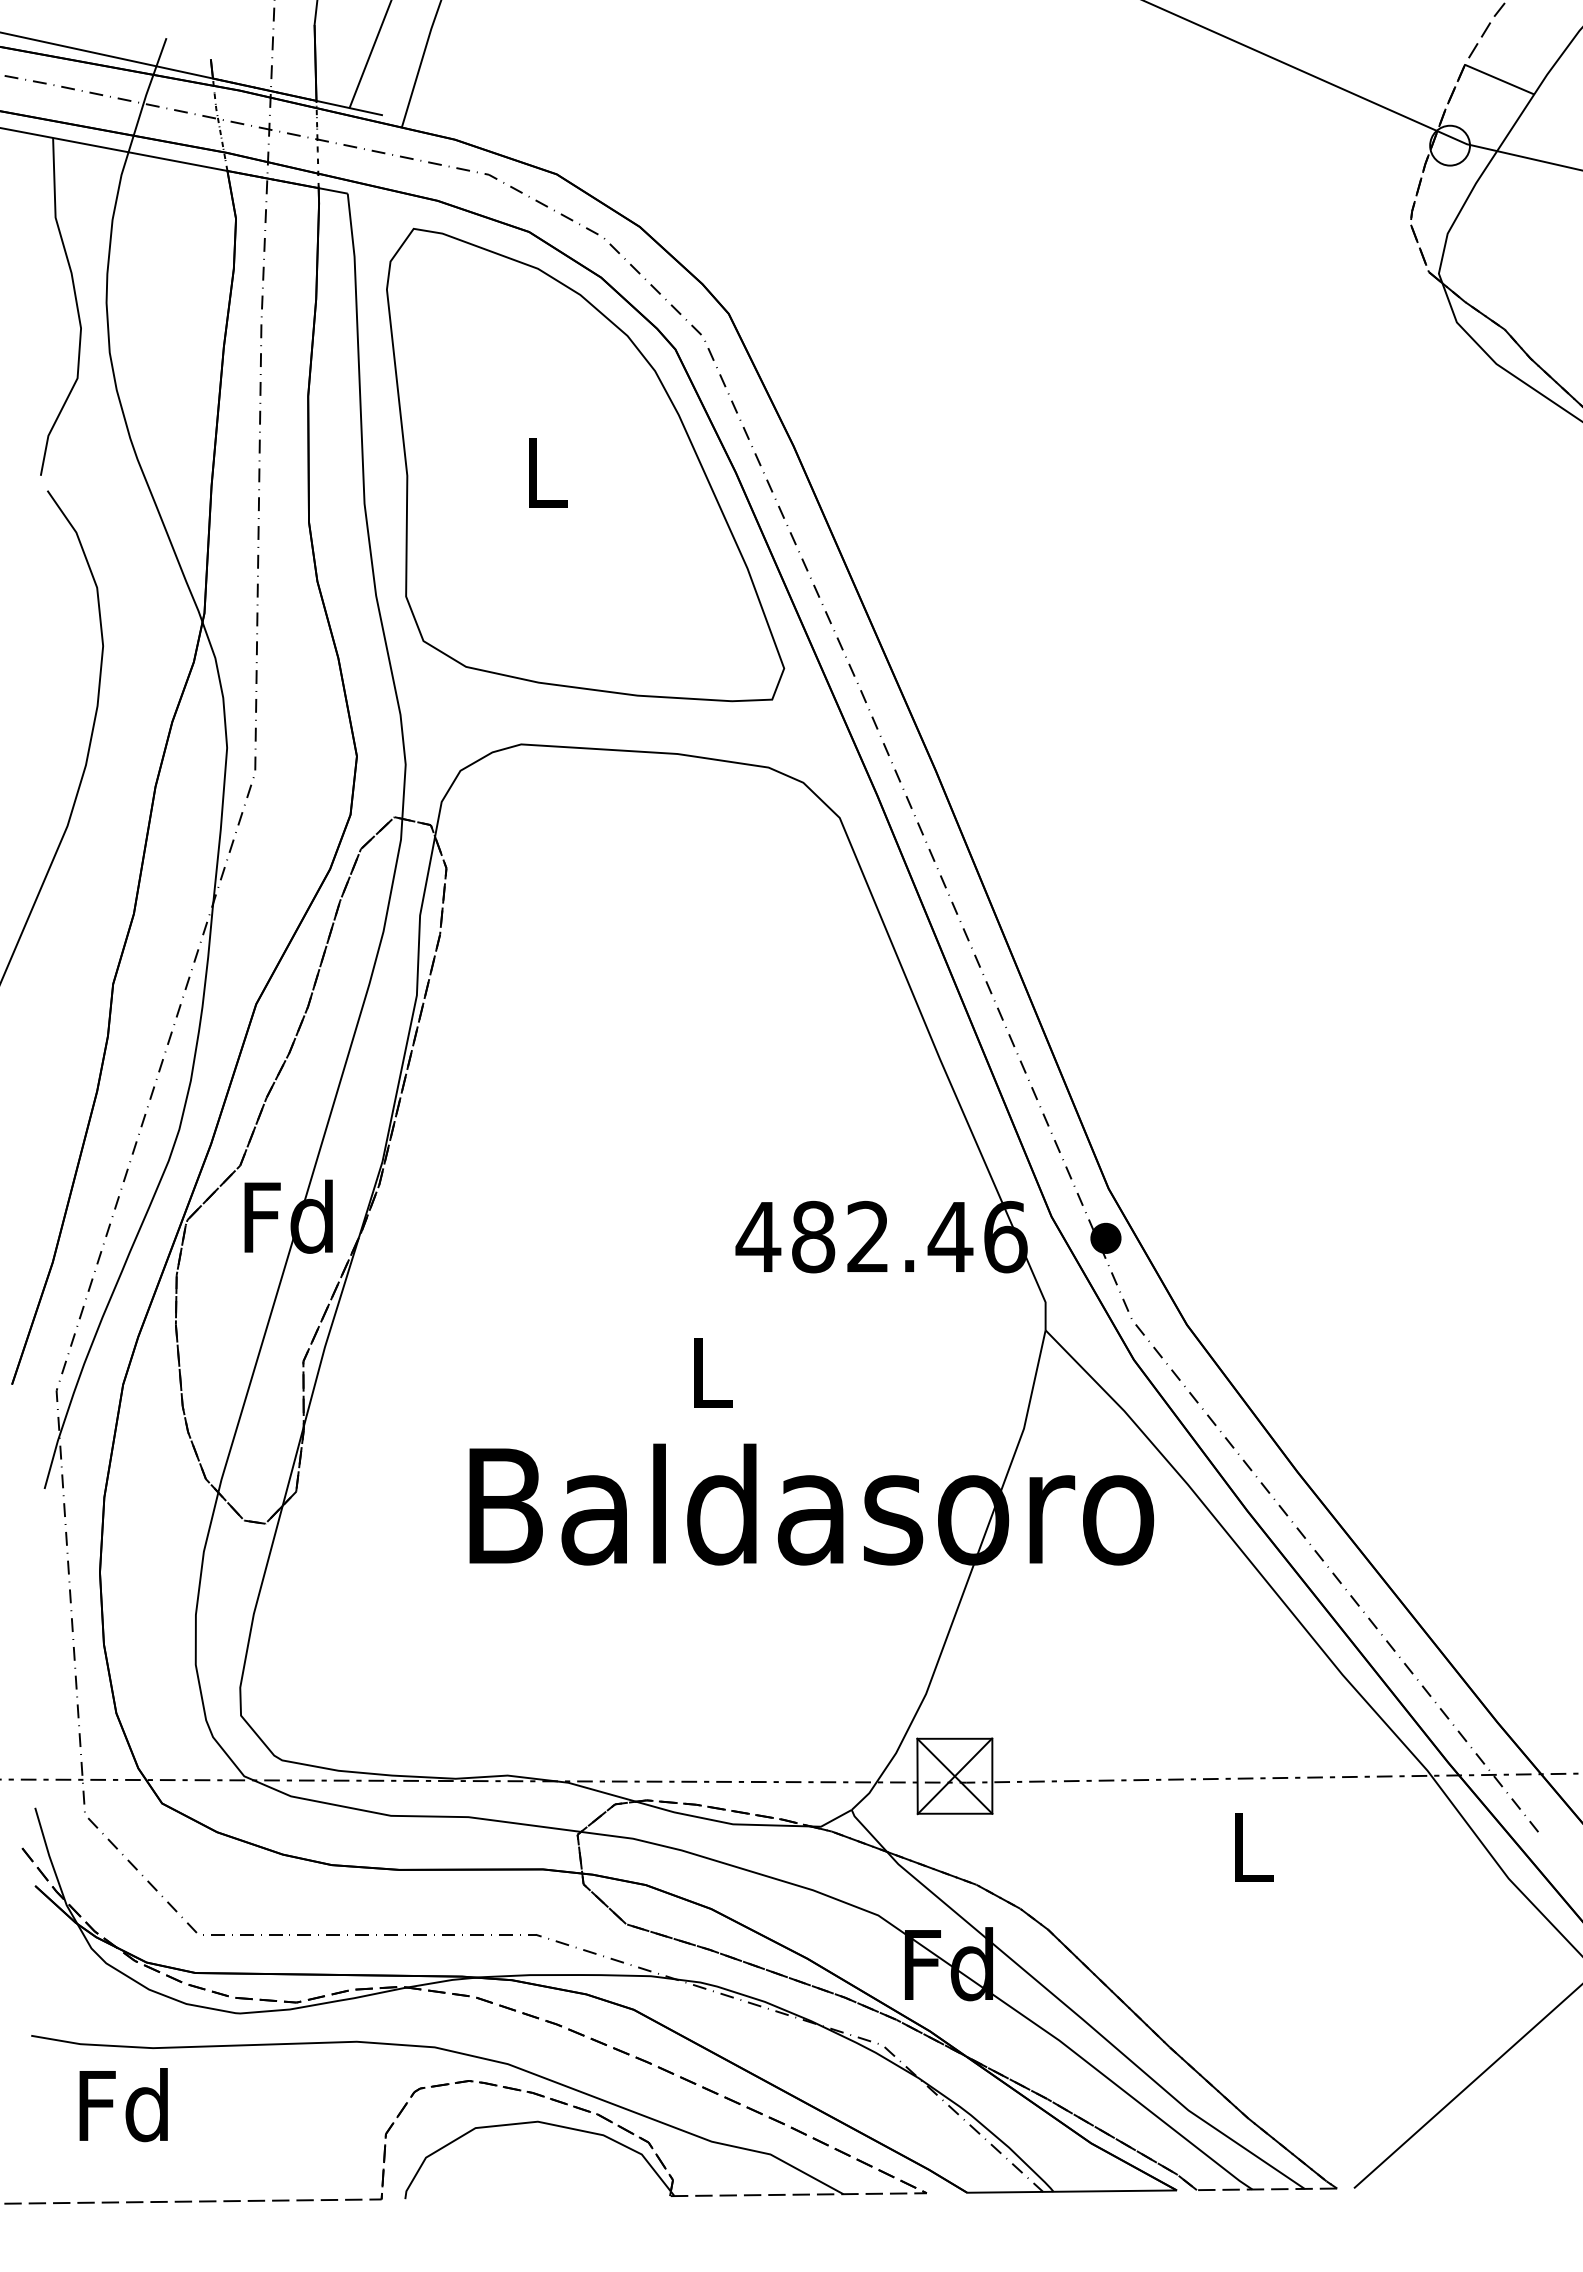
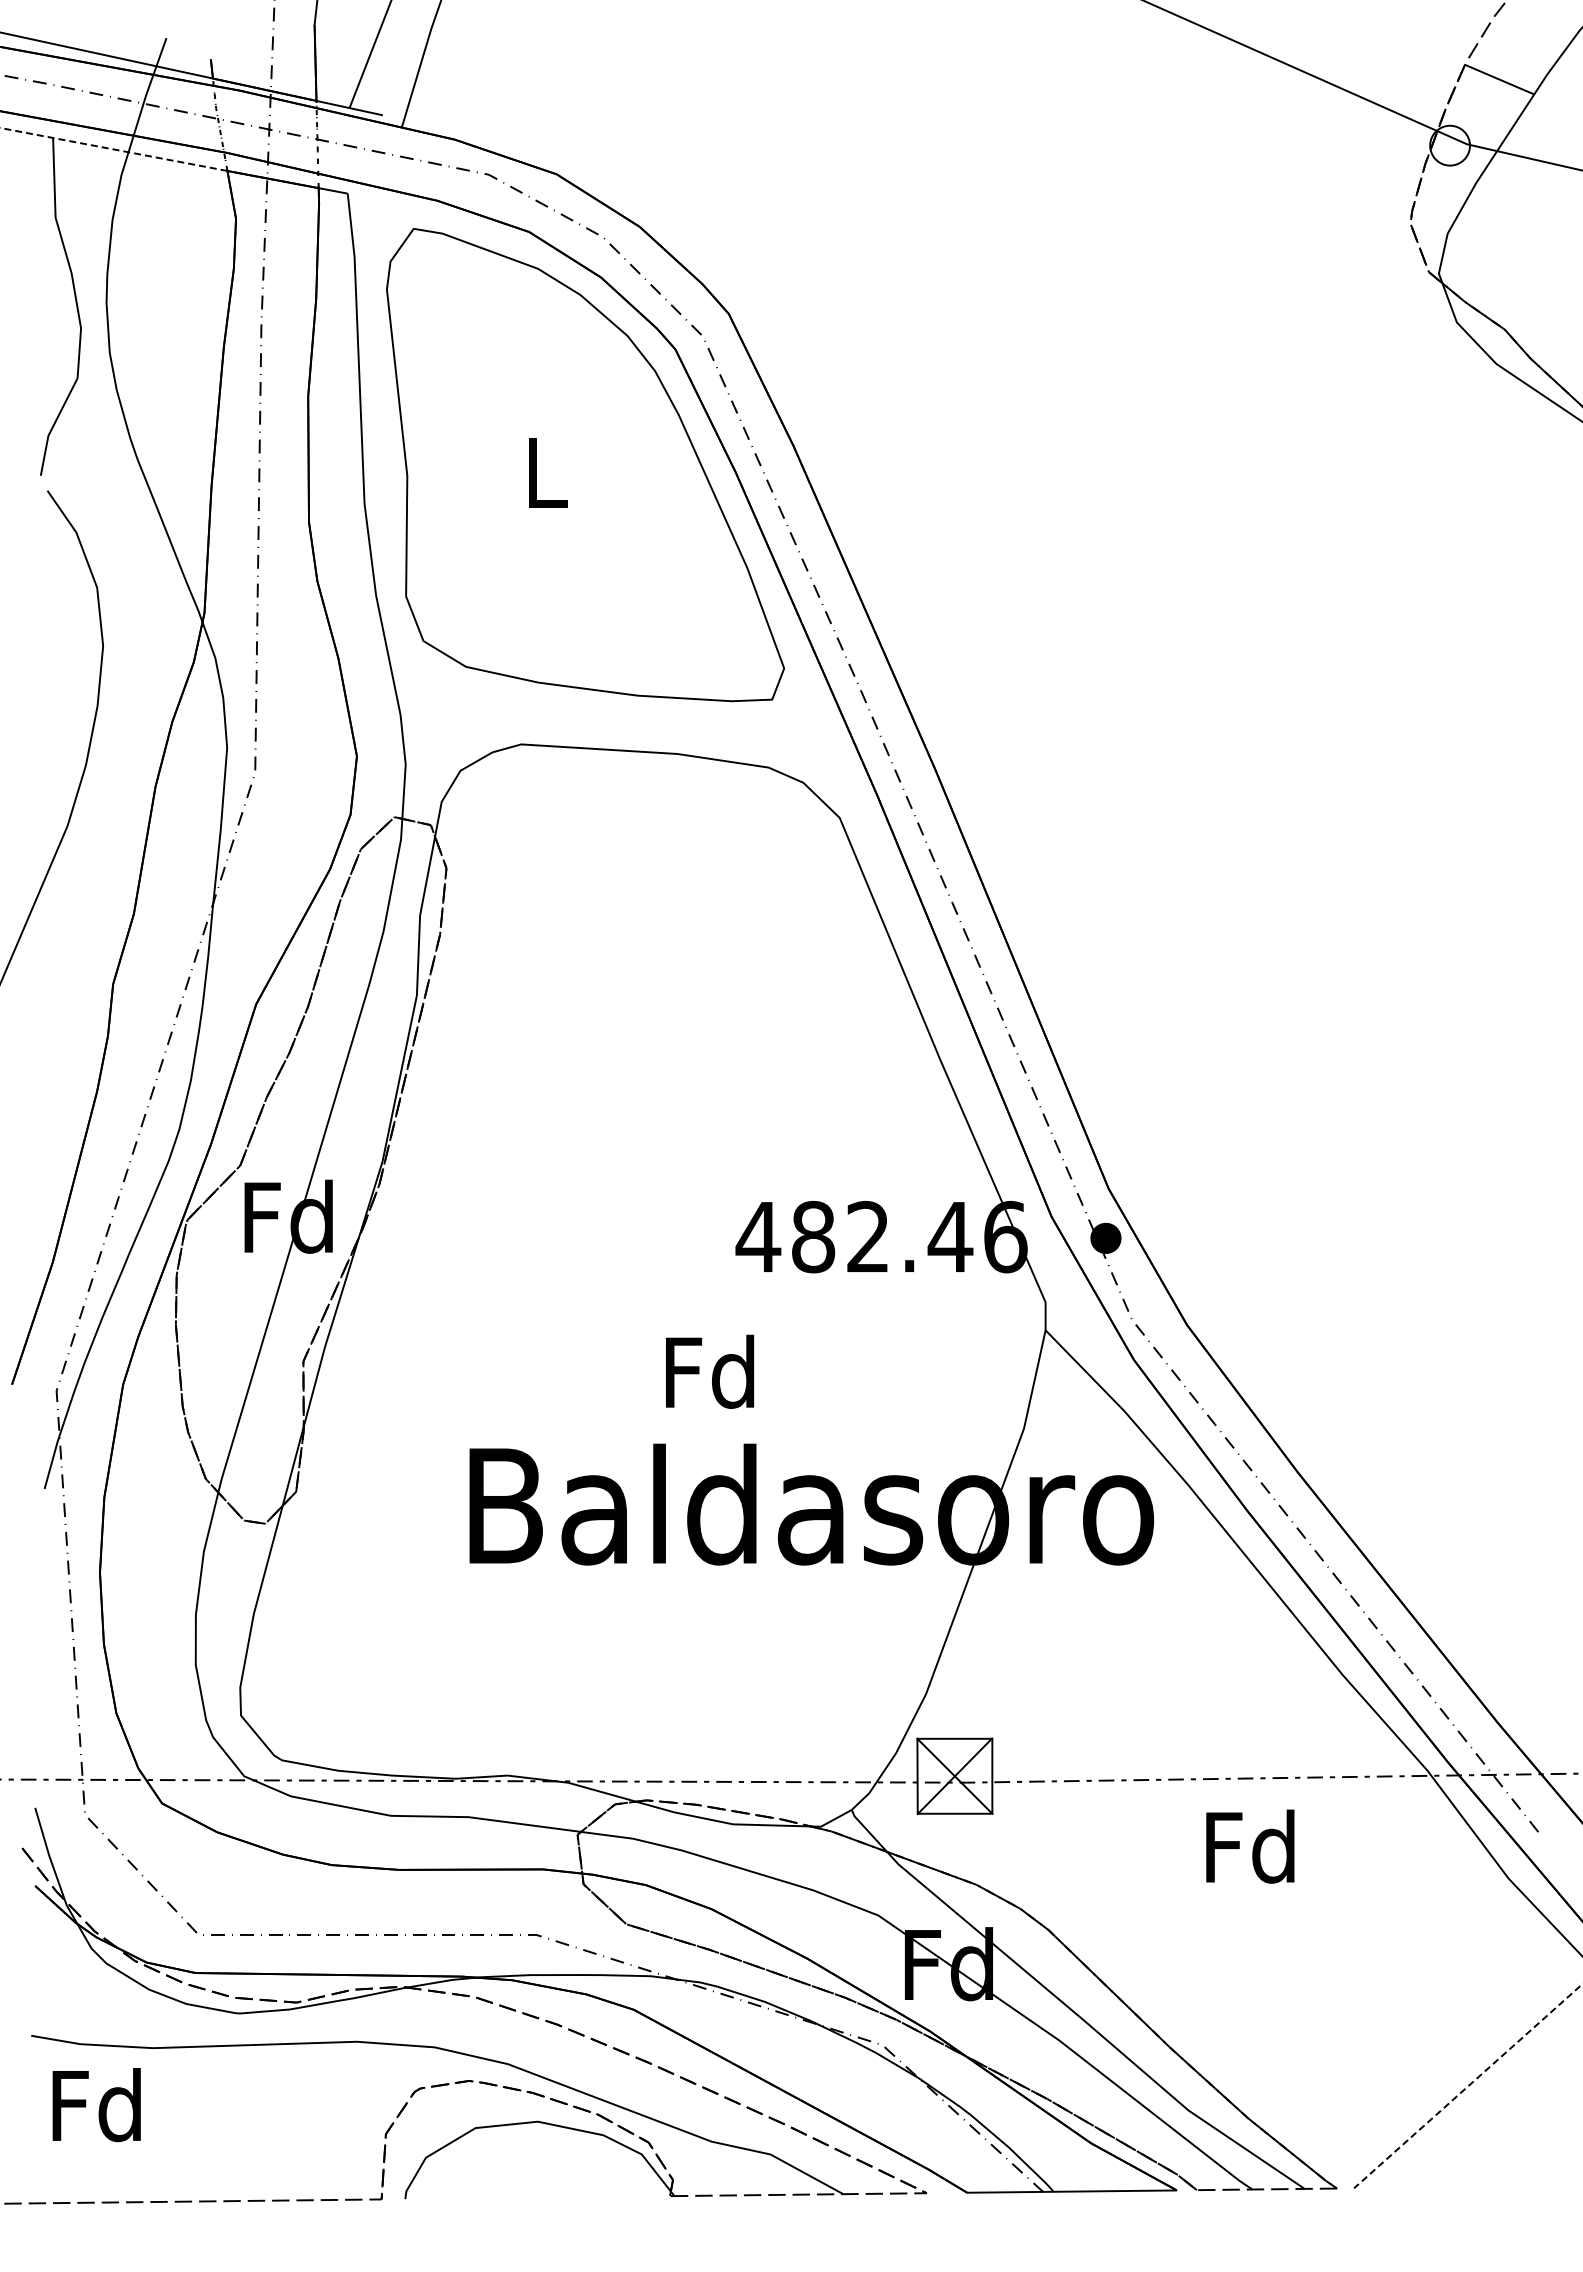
line: solid -> dashed (113, 149)
text: L -> Fd (710, 1371)
text: L -> Fd (1250, 1846)
line: solid -> dashed (1468, 2086)
text position: (123, 2105) -> (96, 2105) (96, 2105)
